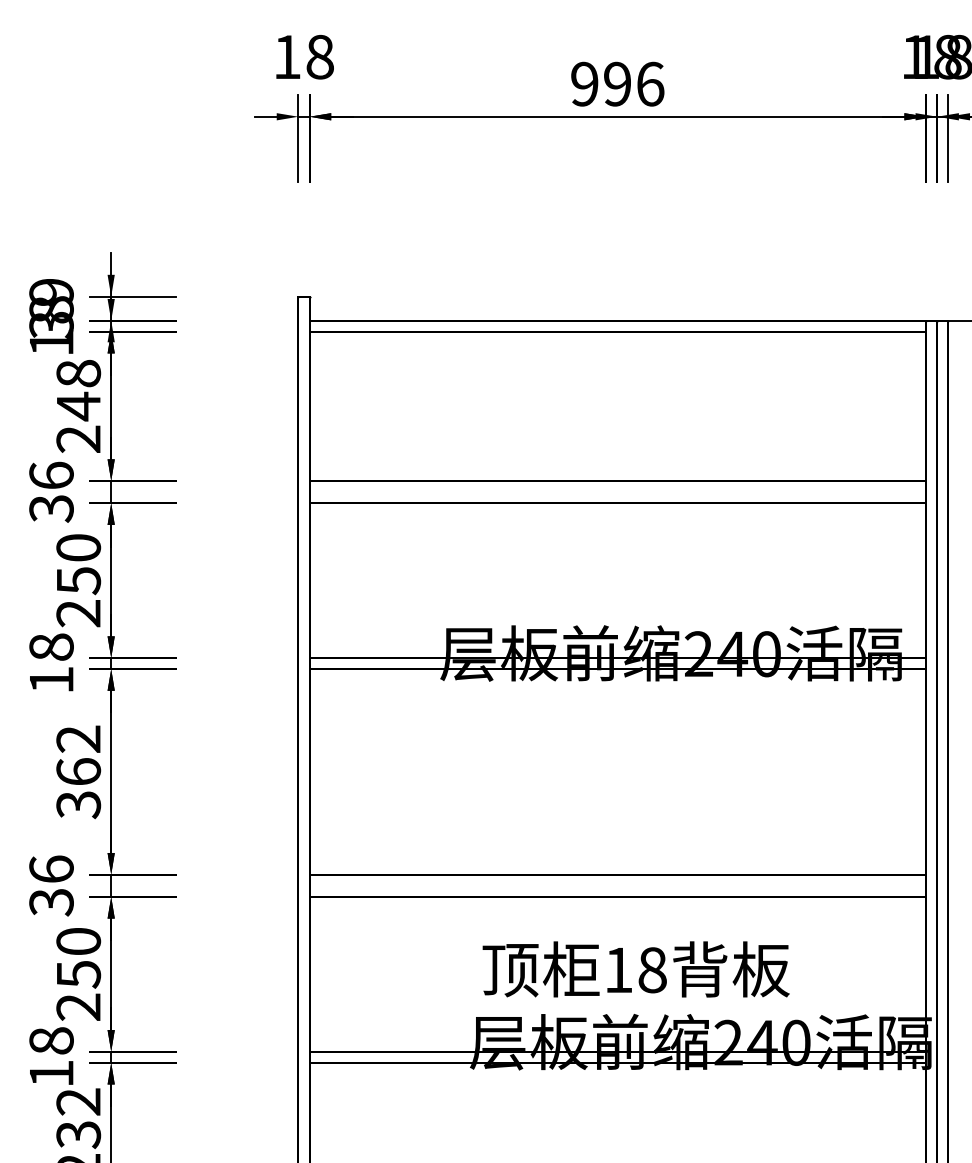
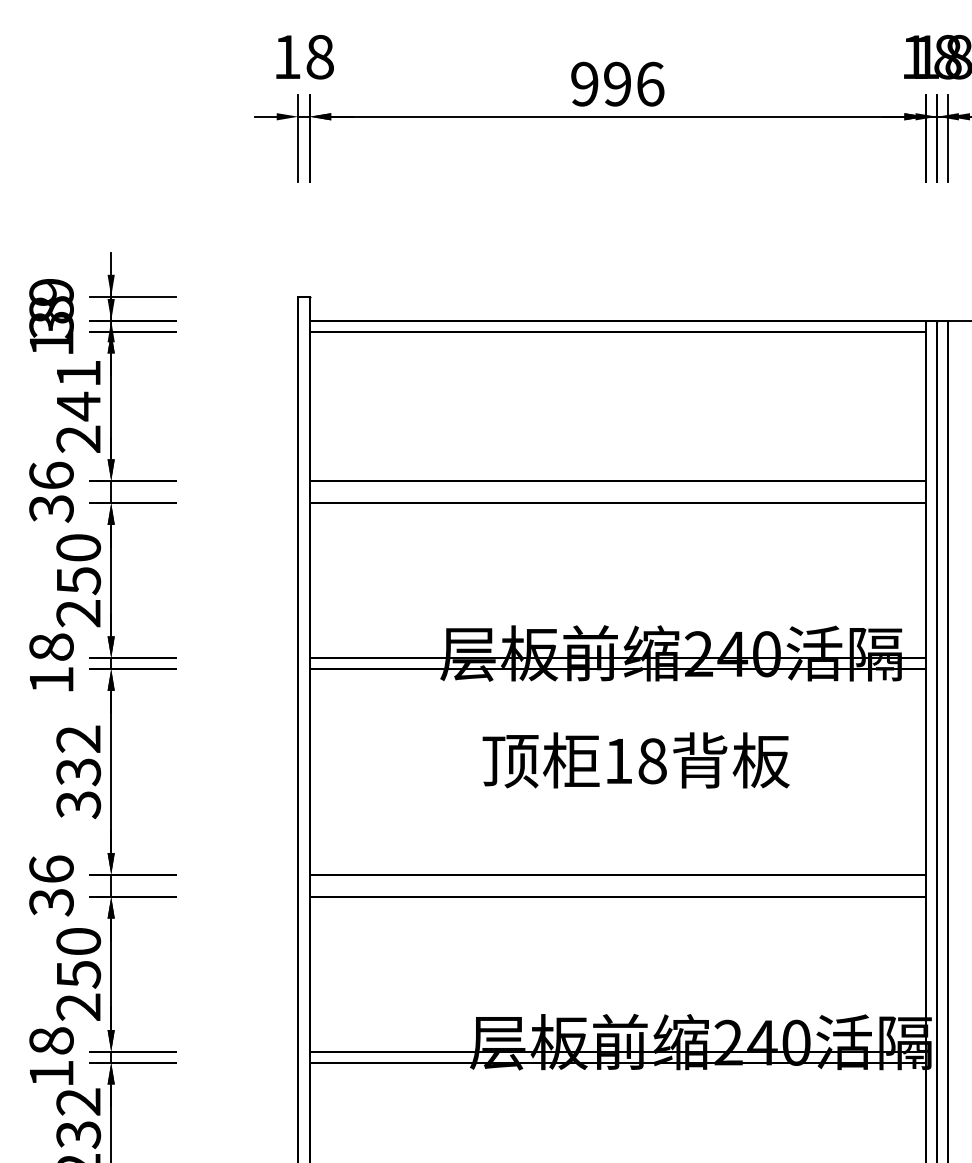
text: 248 -> 241 (78, 373)
text: 362 -> 332 (78, 772)
text position: (635, 969) -> (635, 760) (635, 760)
